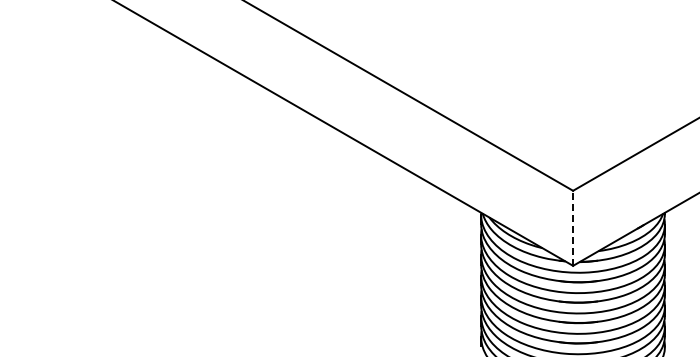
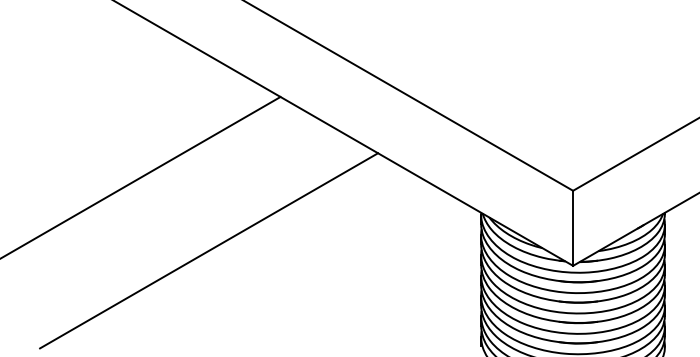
line: none -> present (141, 176)
line: dashed -> solid (573, 228)
line: none -> present (209, 250)
